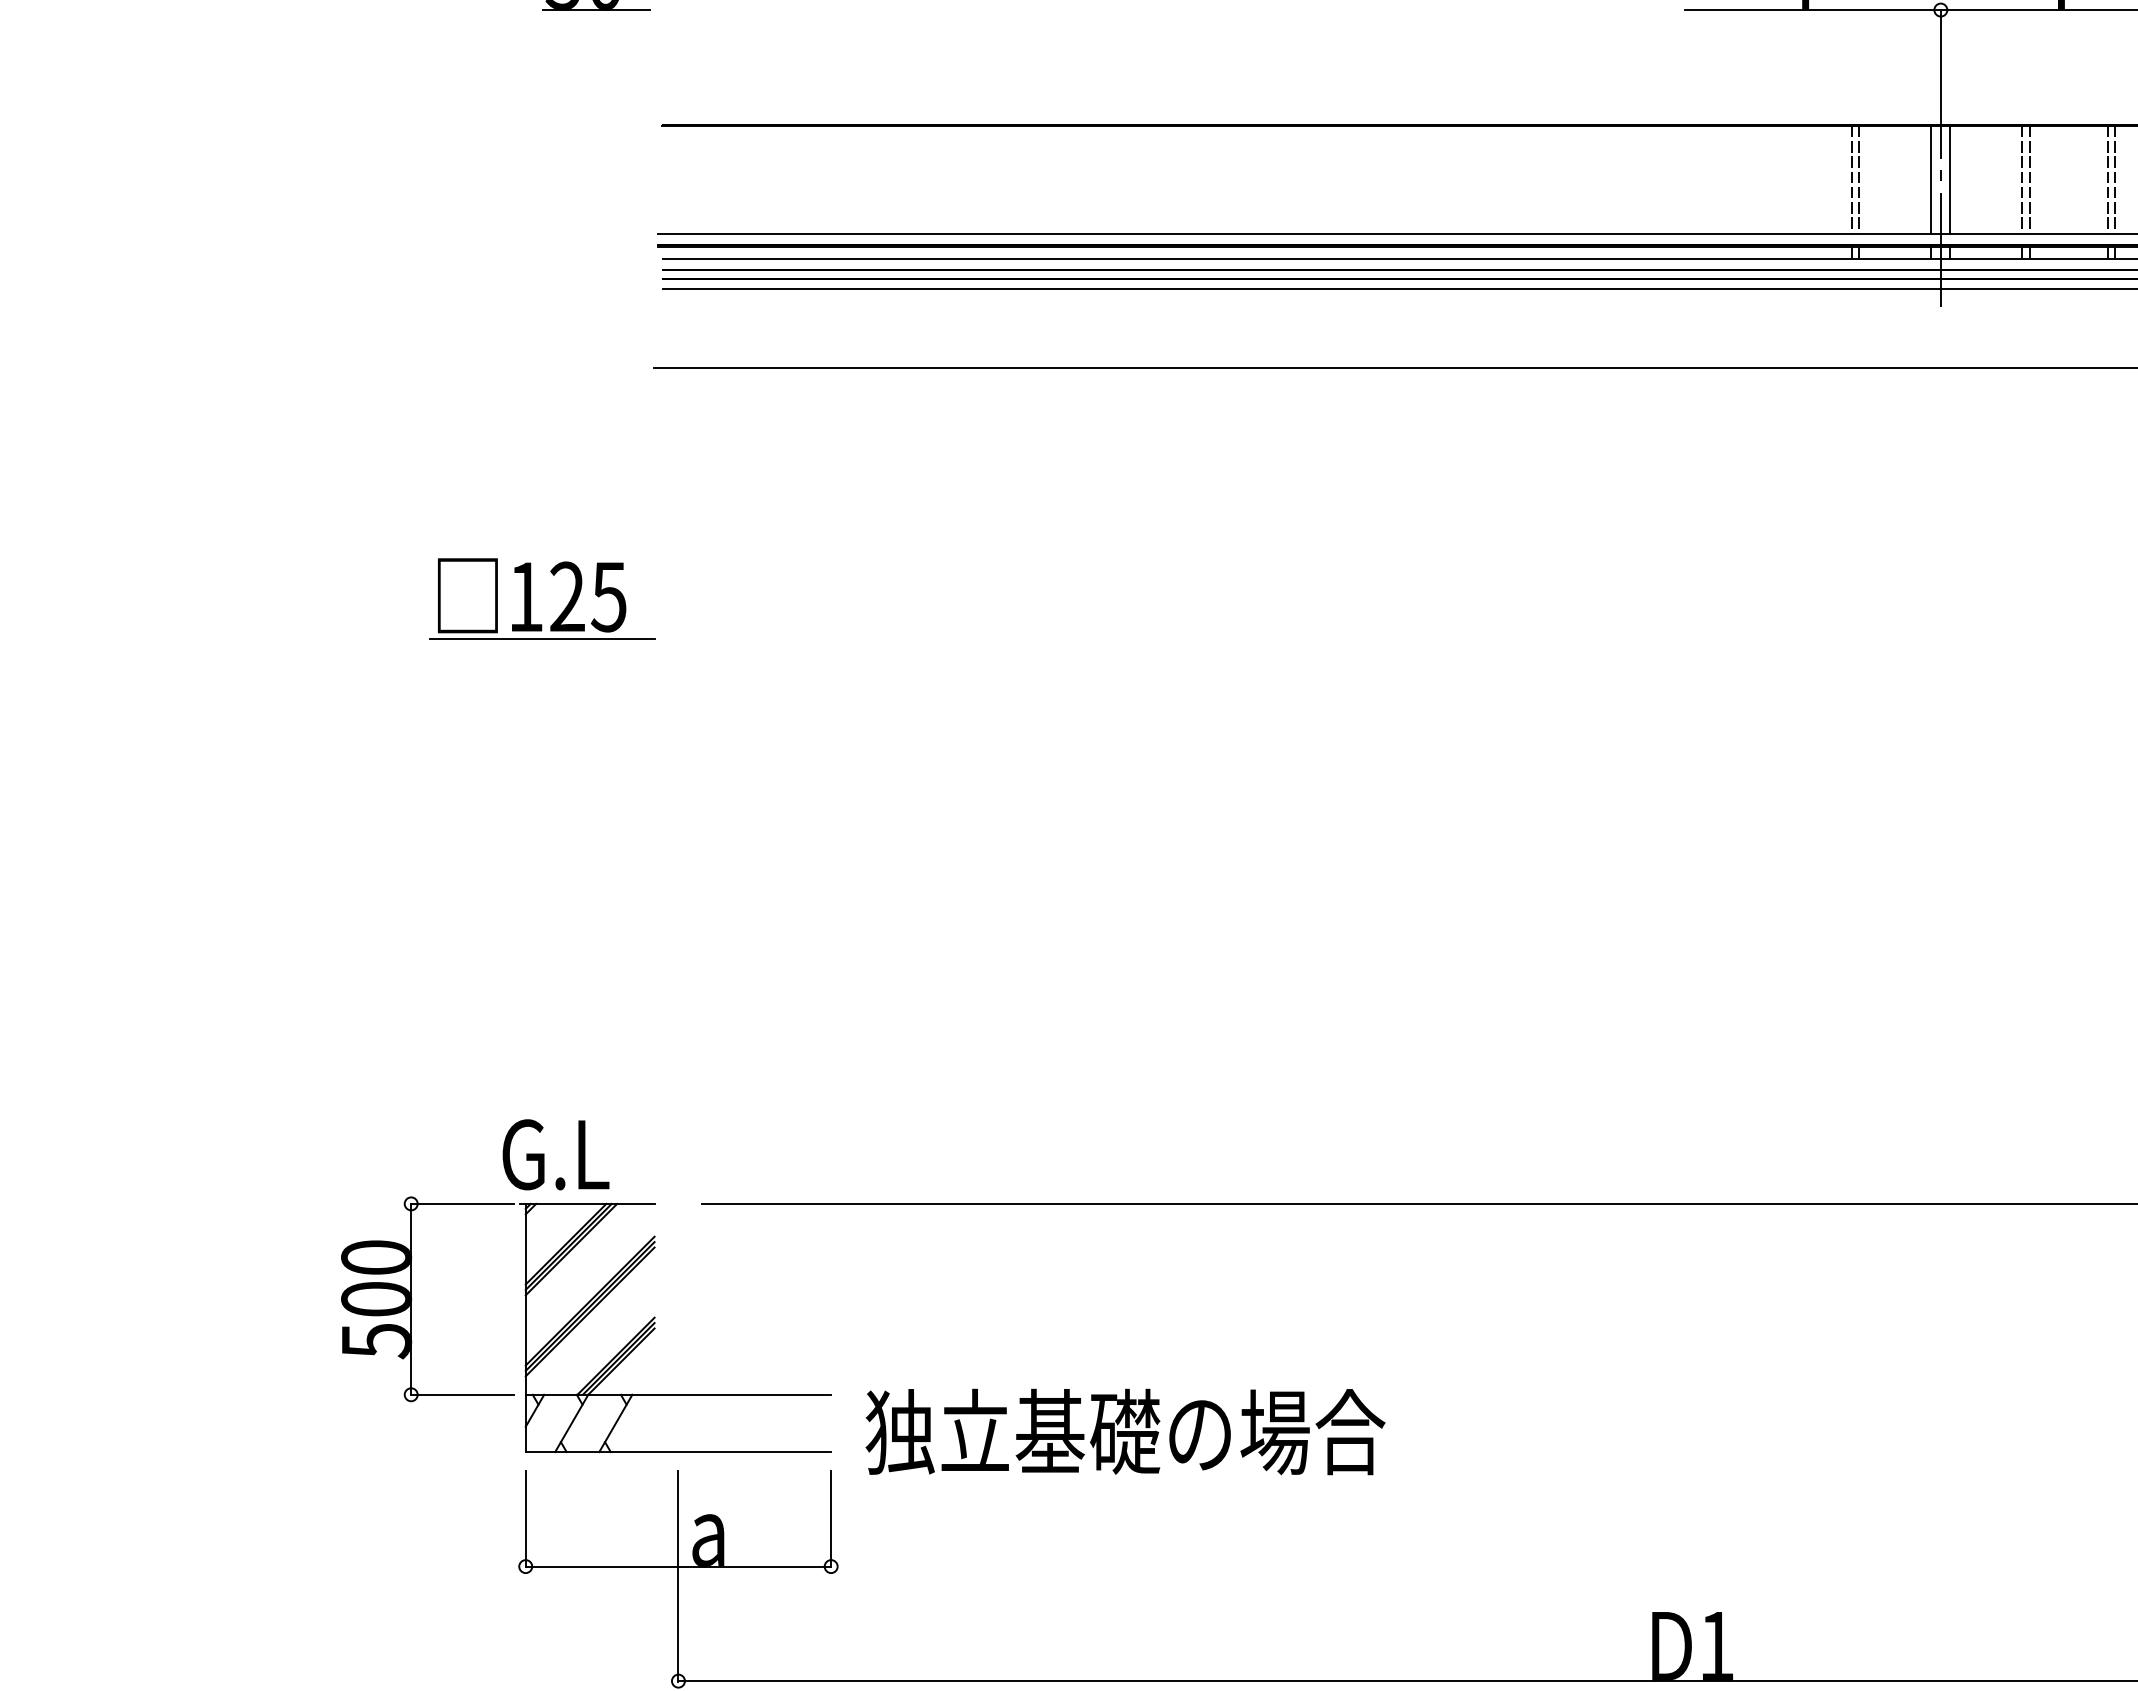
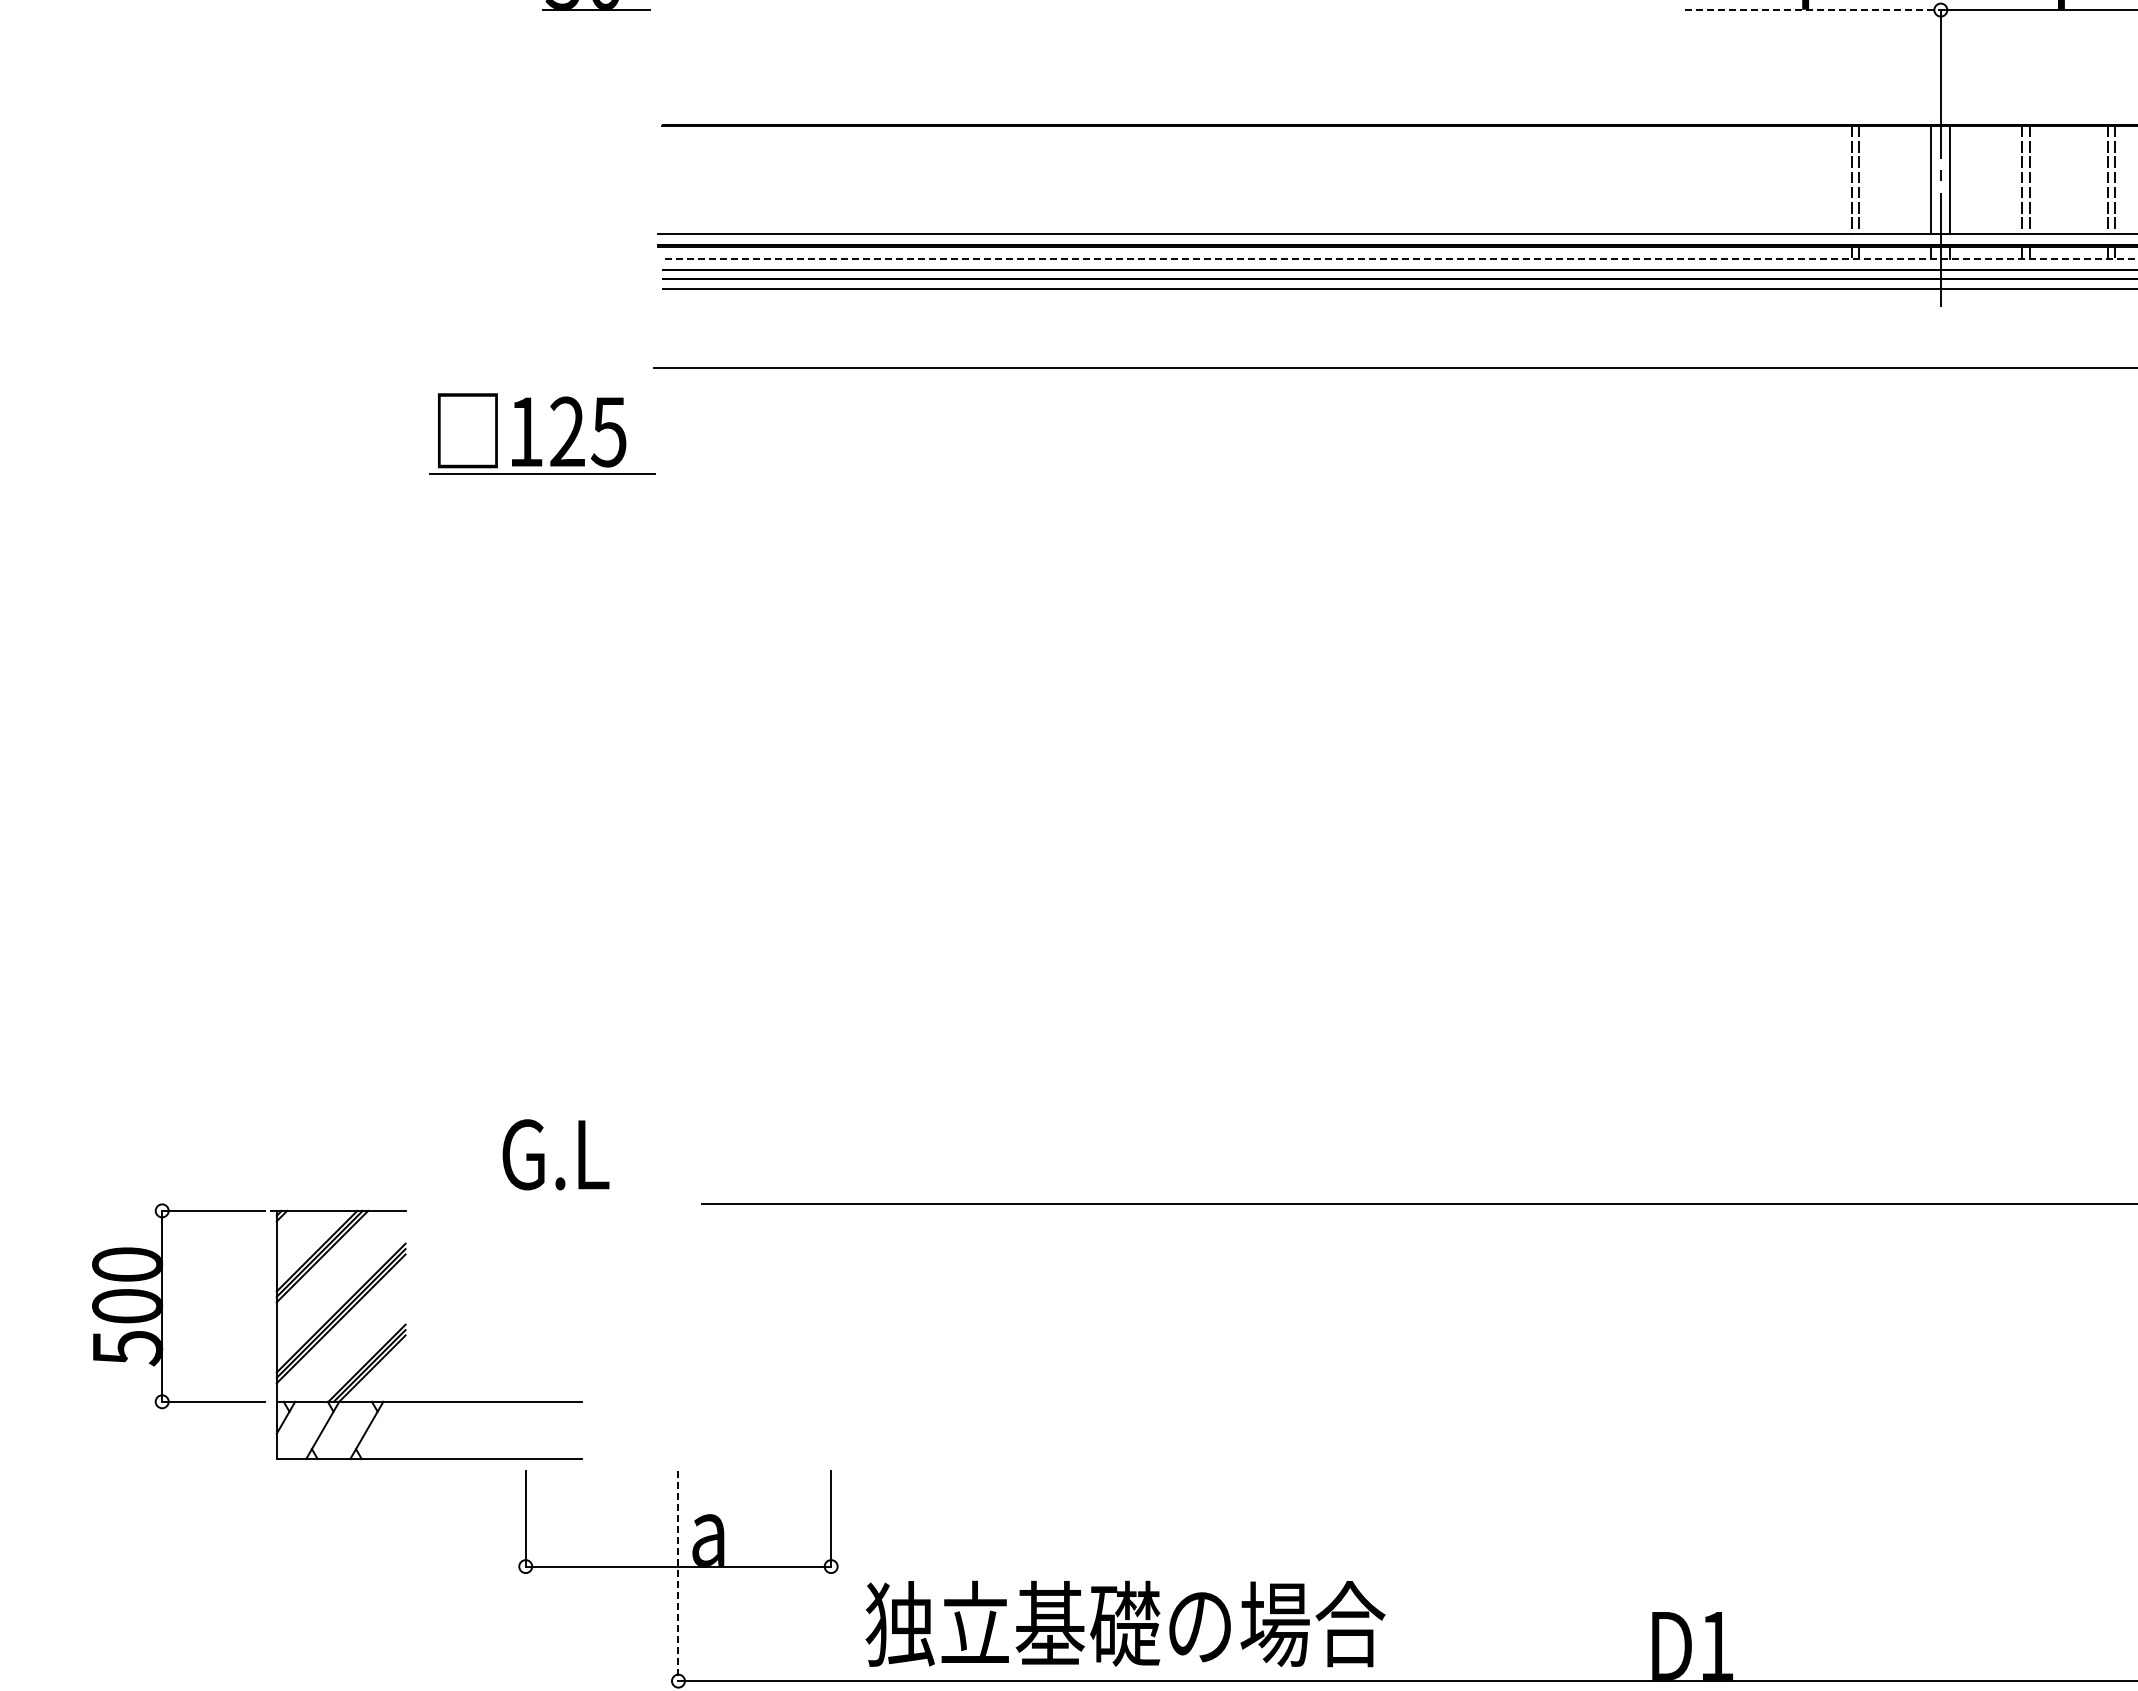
line: solid -> dashed (1812, 10)
line: solid -> dashed (1399, 259)
part position: (531, 598) -> (531, 433) (531, 433)
part position: (586, 1324) -> (337, 1331) (337, 1331)
text position: (1125, 1431) -> (1125, 1623) (1125, 1623)
line: solid -> dashed (678, 1576)
